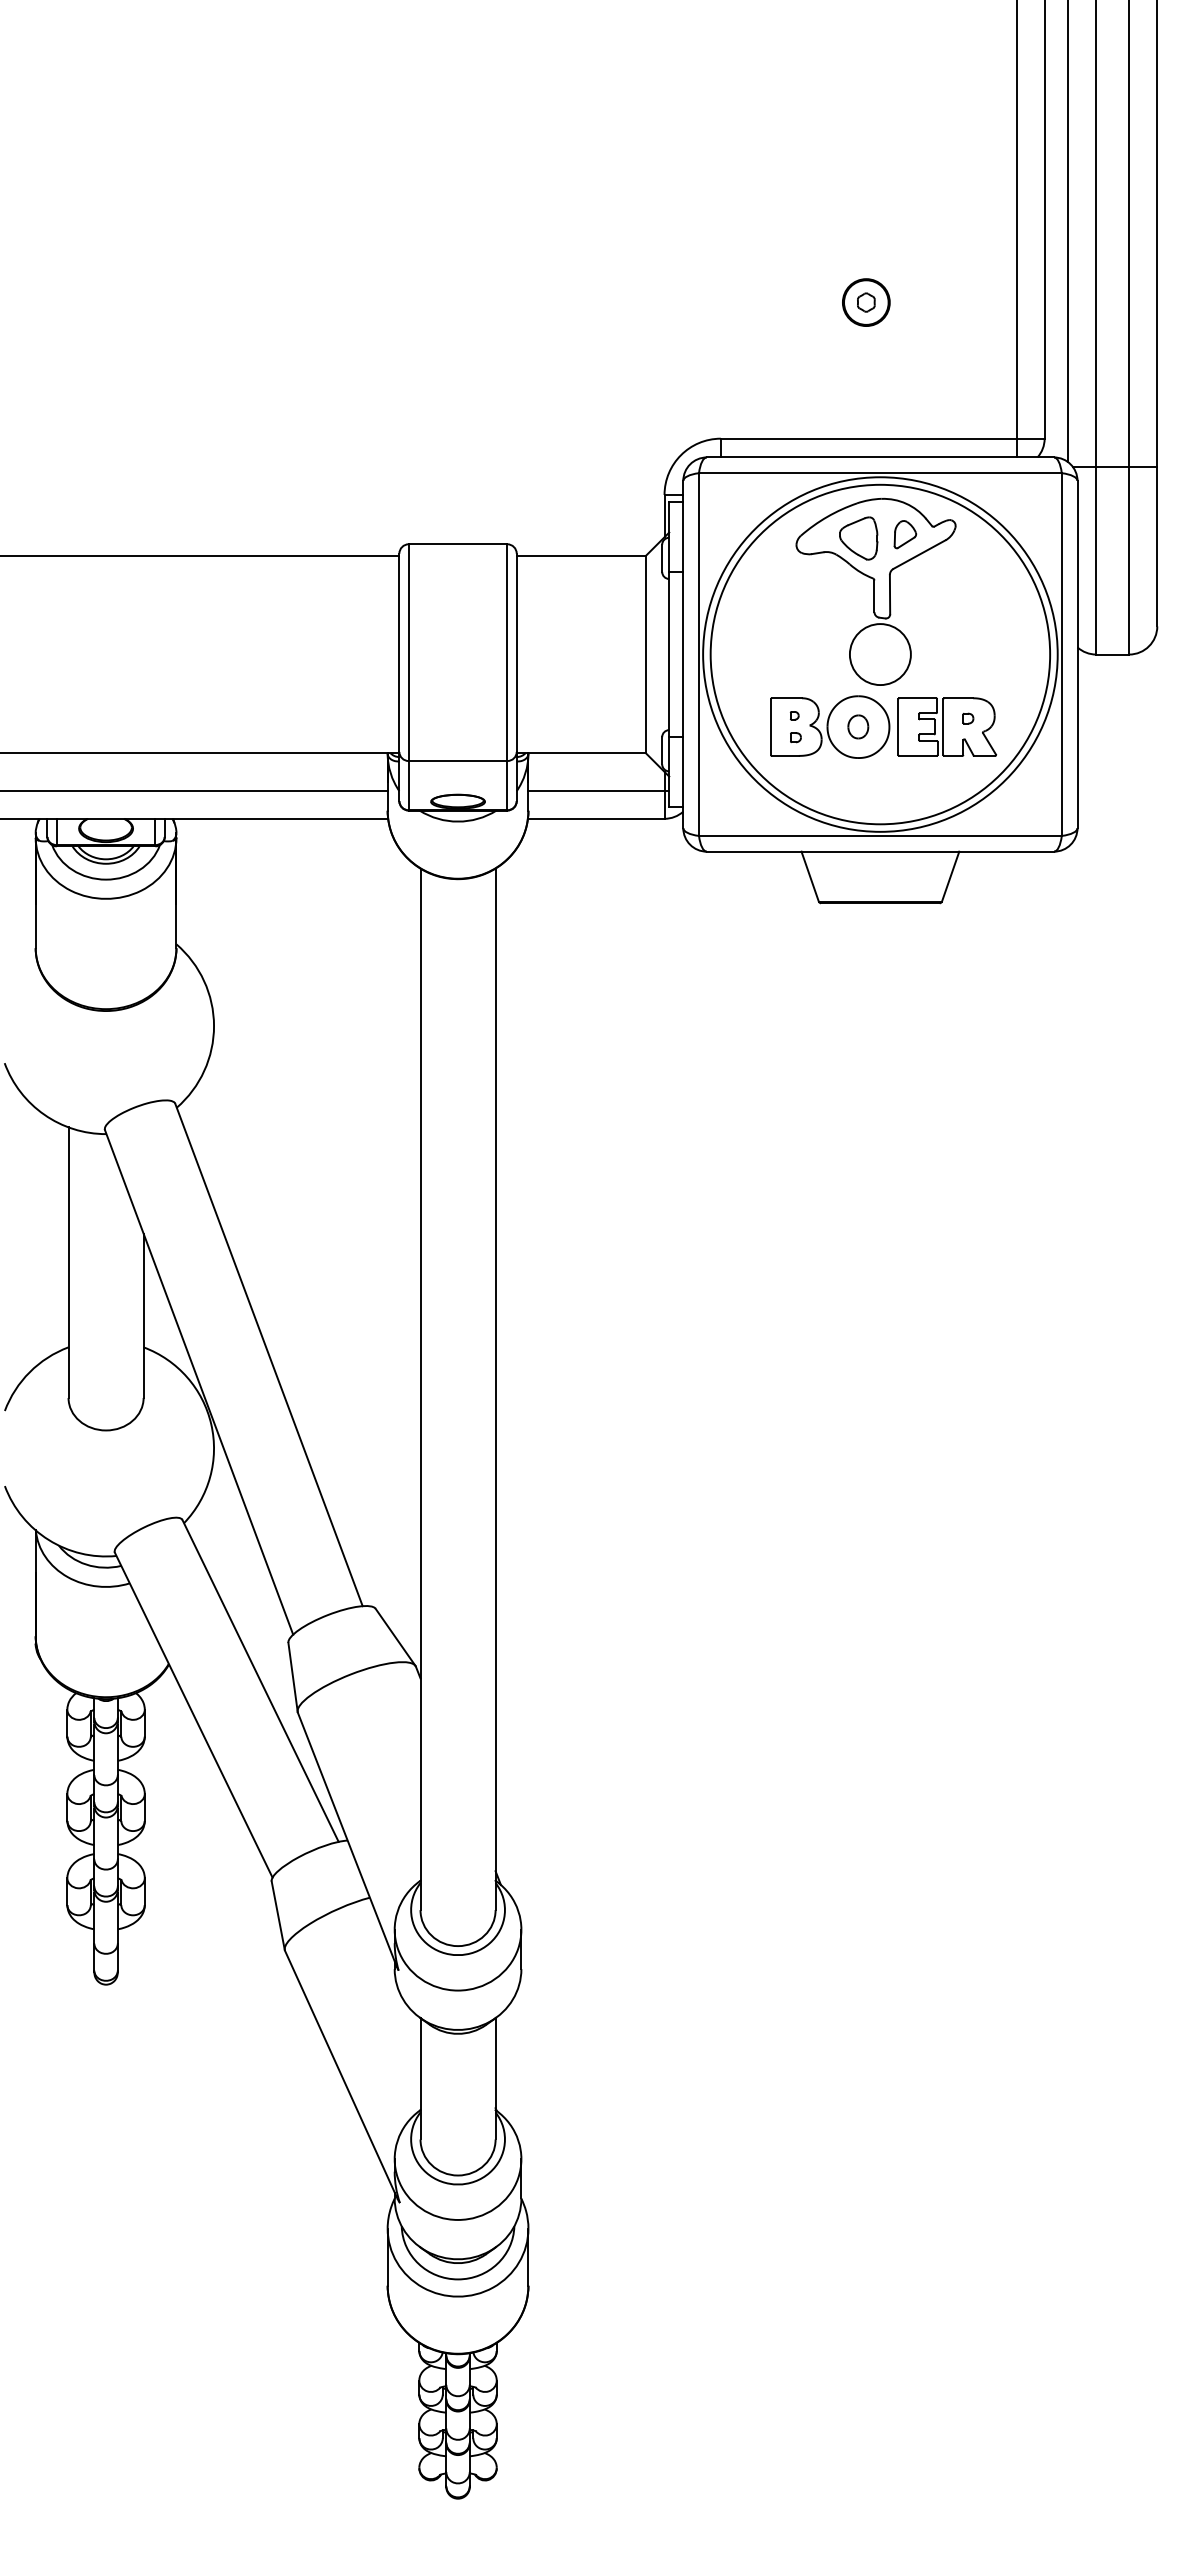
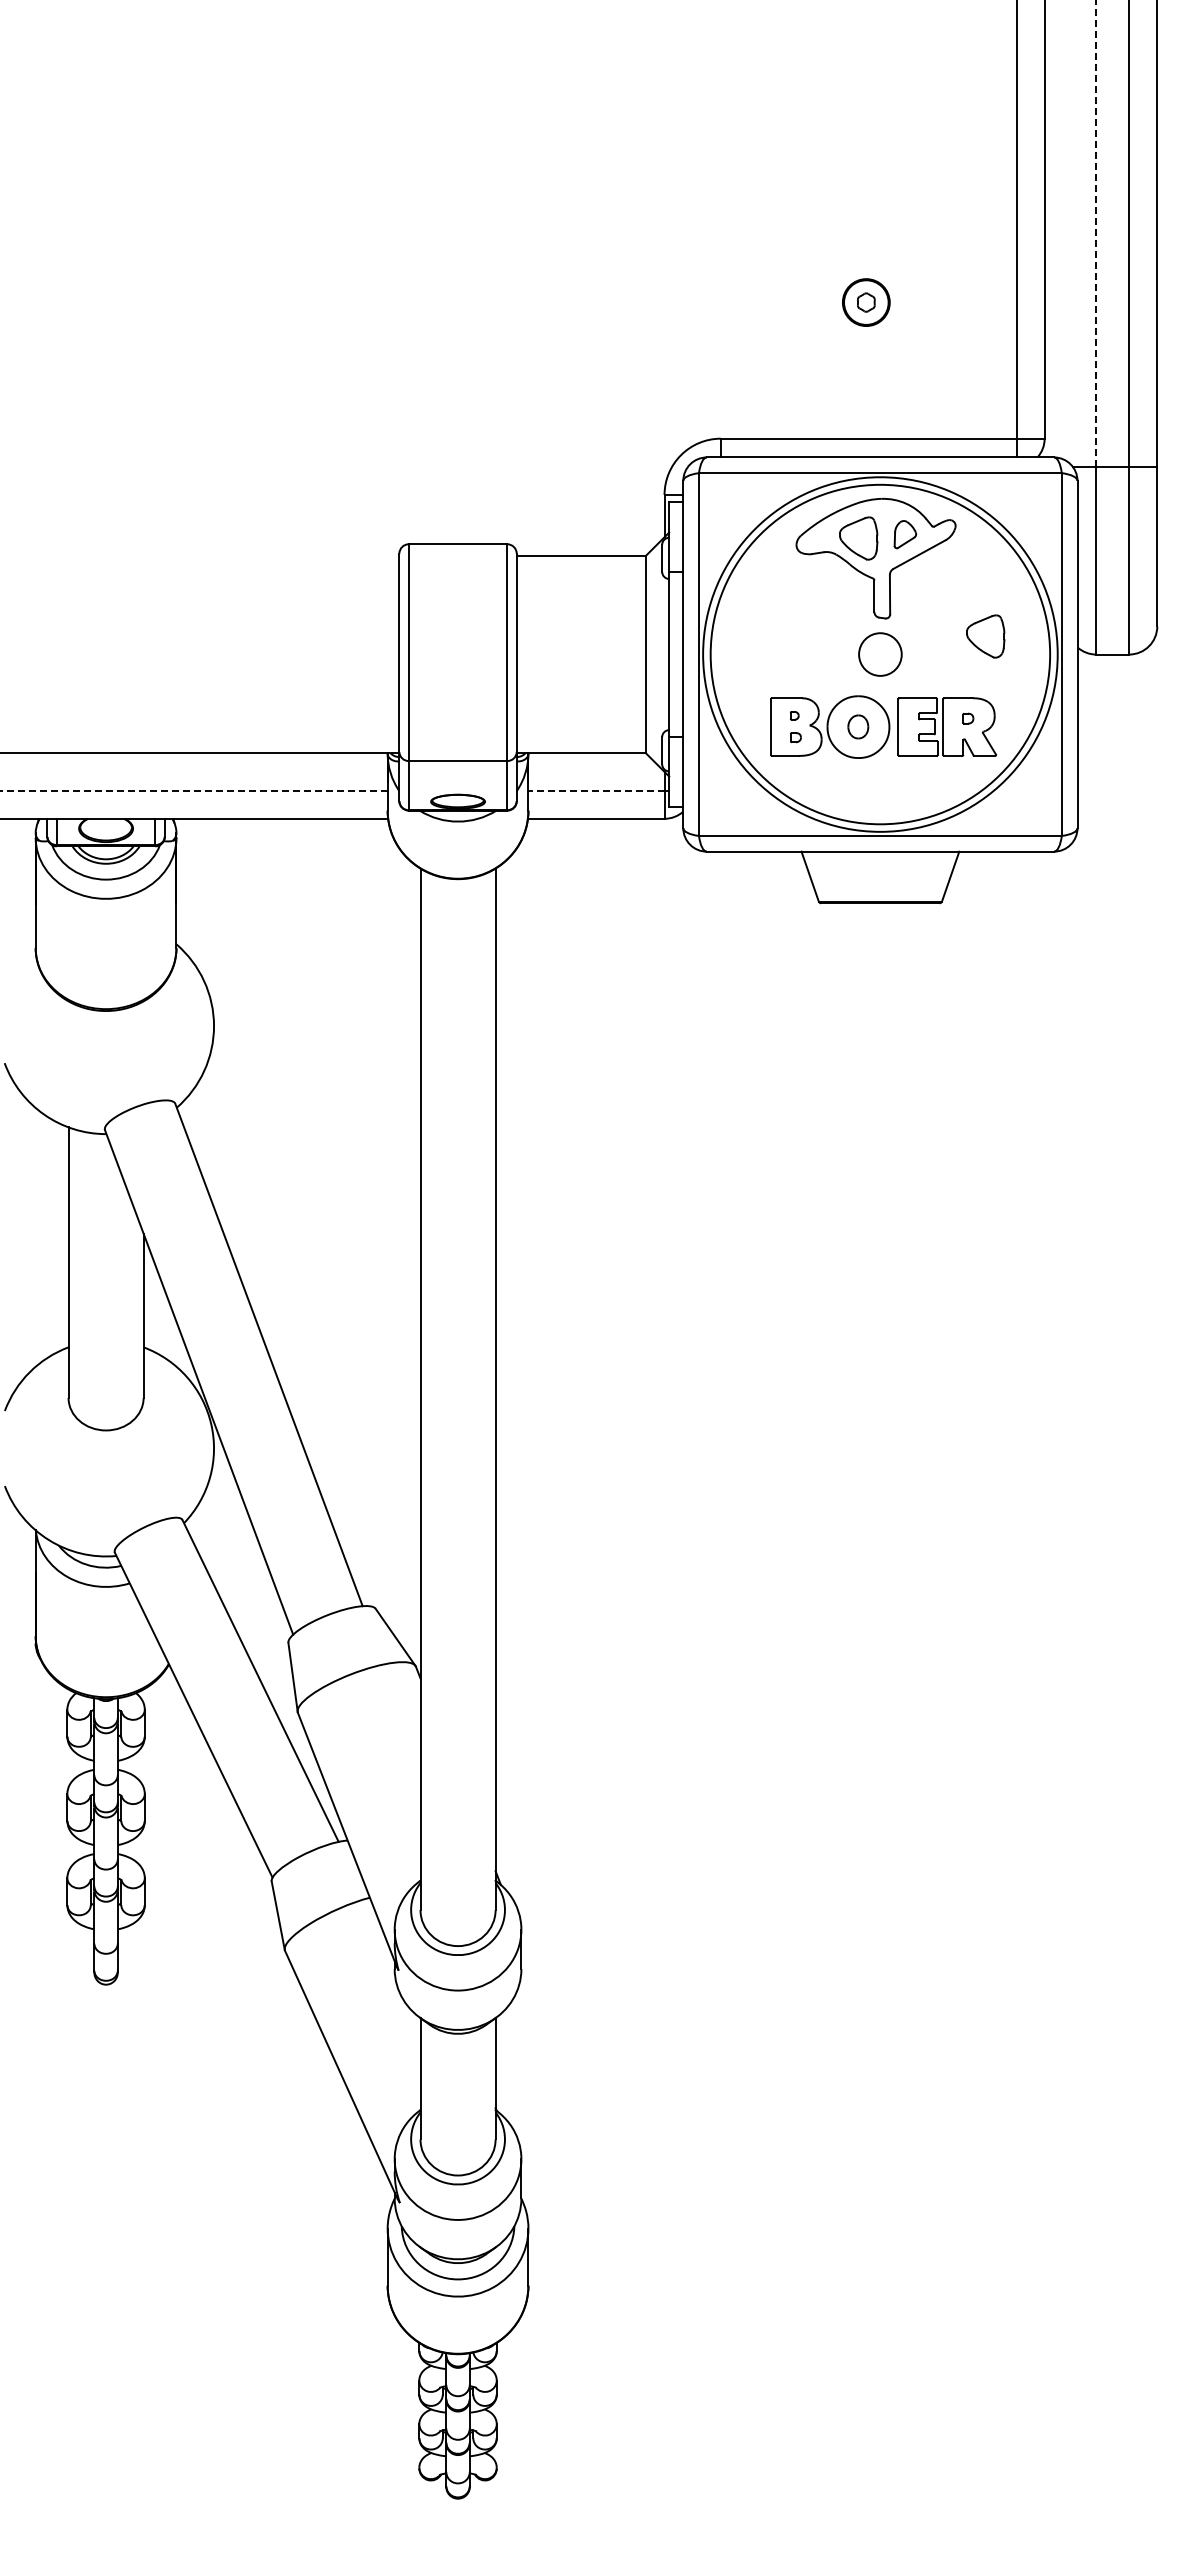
line: present -> none (1068, 232)
line: solid -> dashed (1096, 233)
line: present -> none (200, 556)
part: none -> present (985, 636)
circle diameter: 61 px -> 43 px (880, 654)
line: solid -> dashed (193, 790)
line: solid -> dashed (596, 790)
